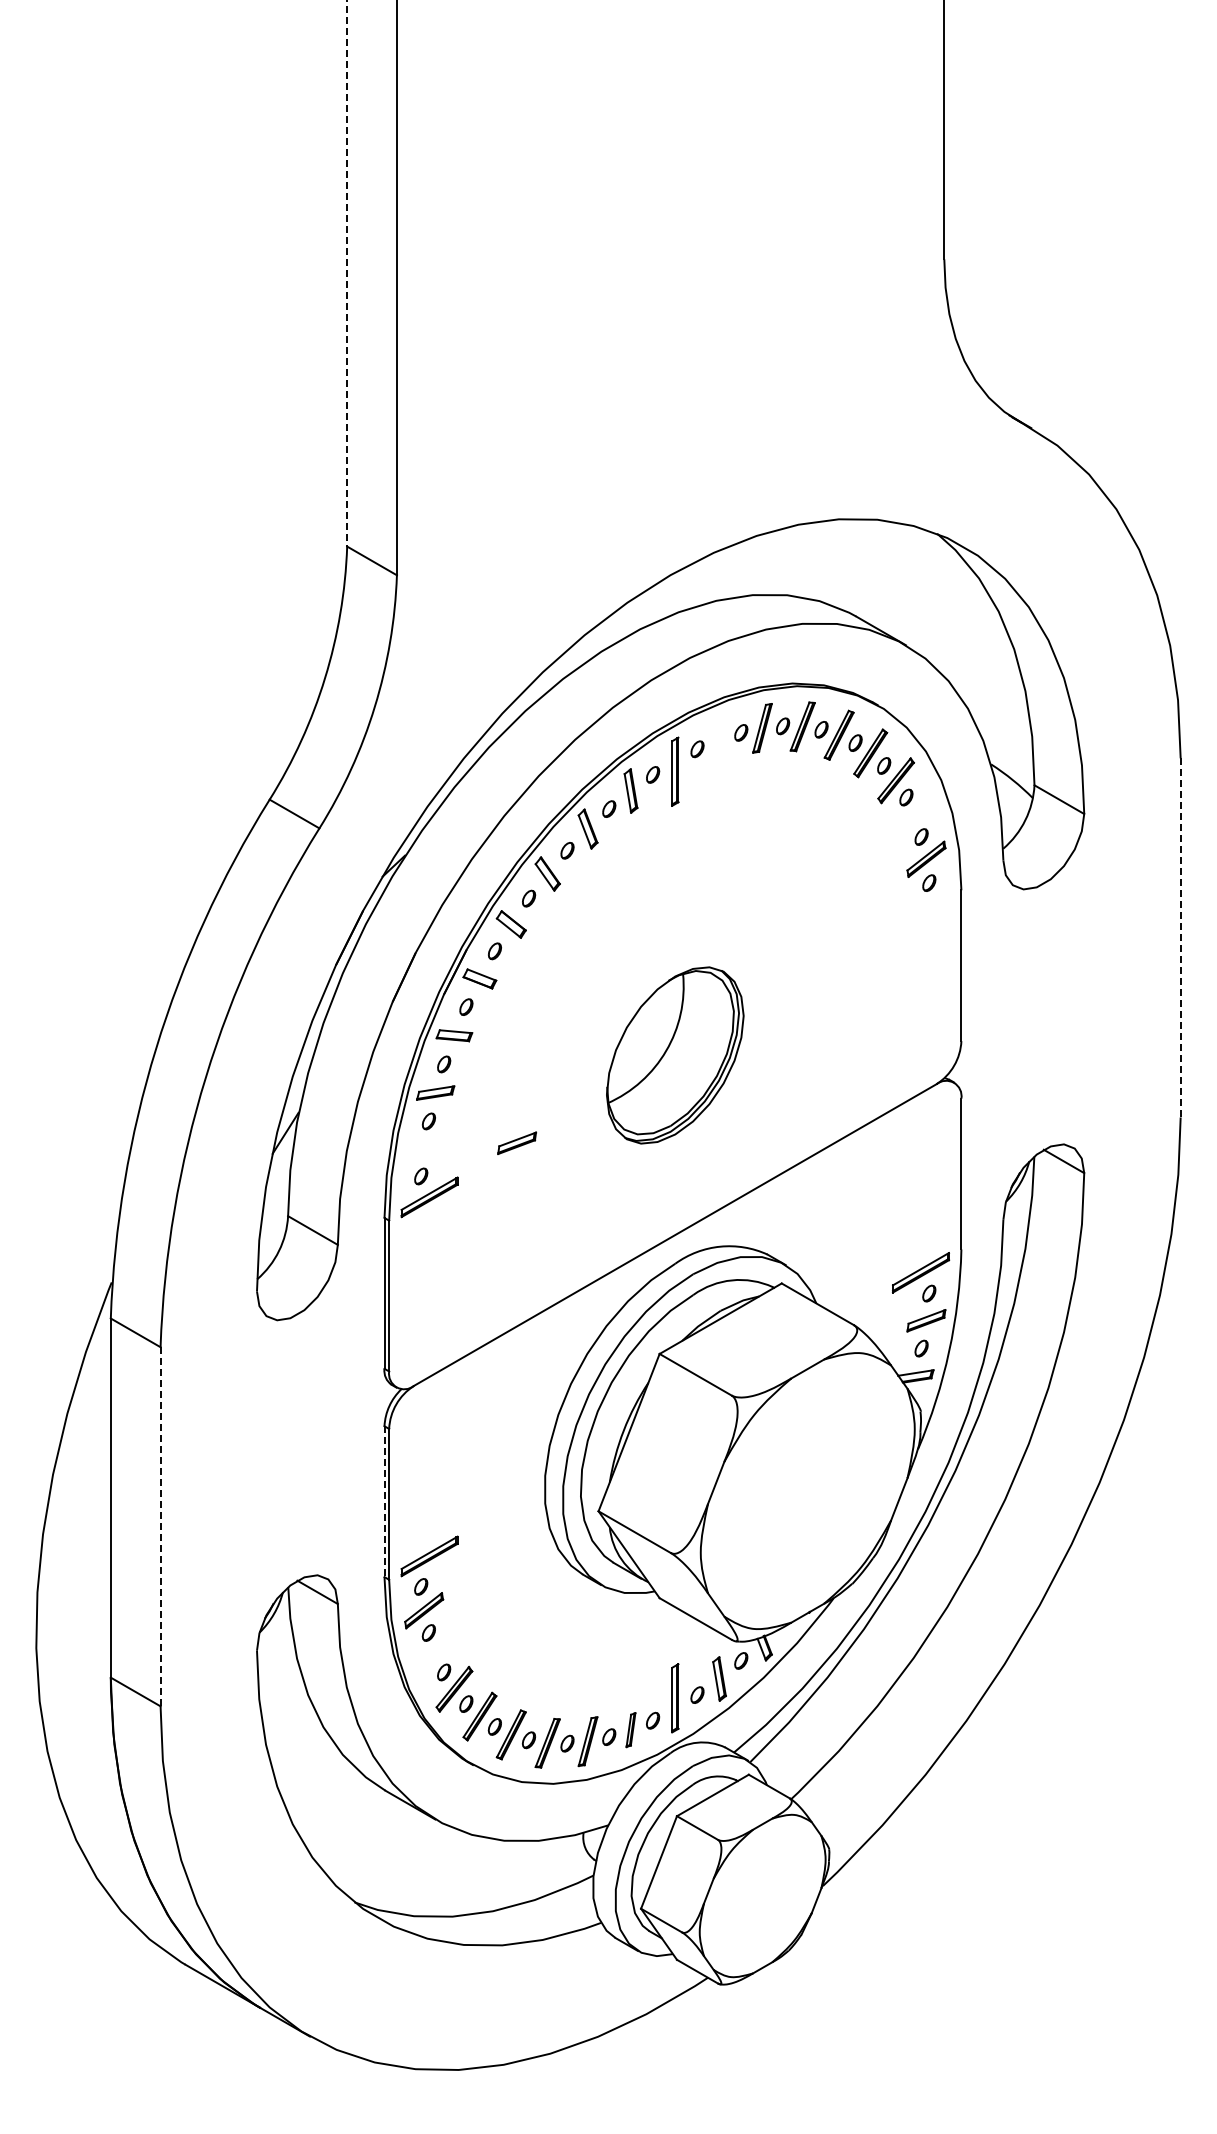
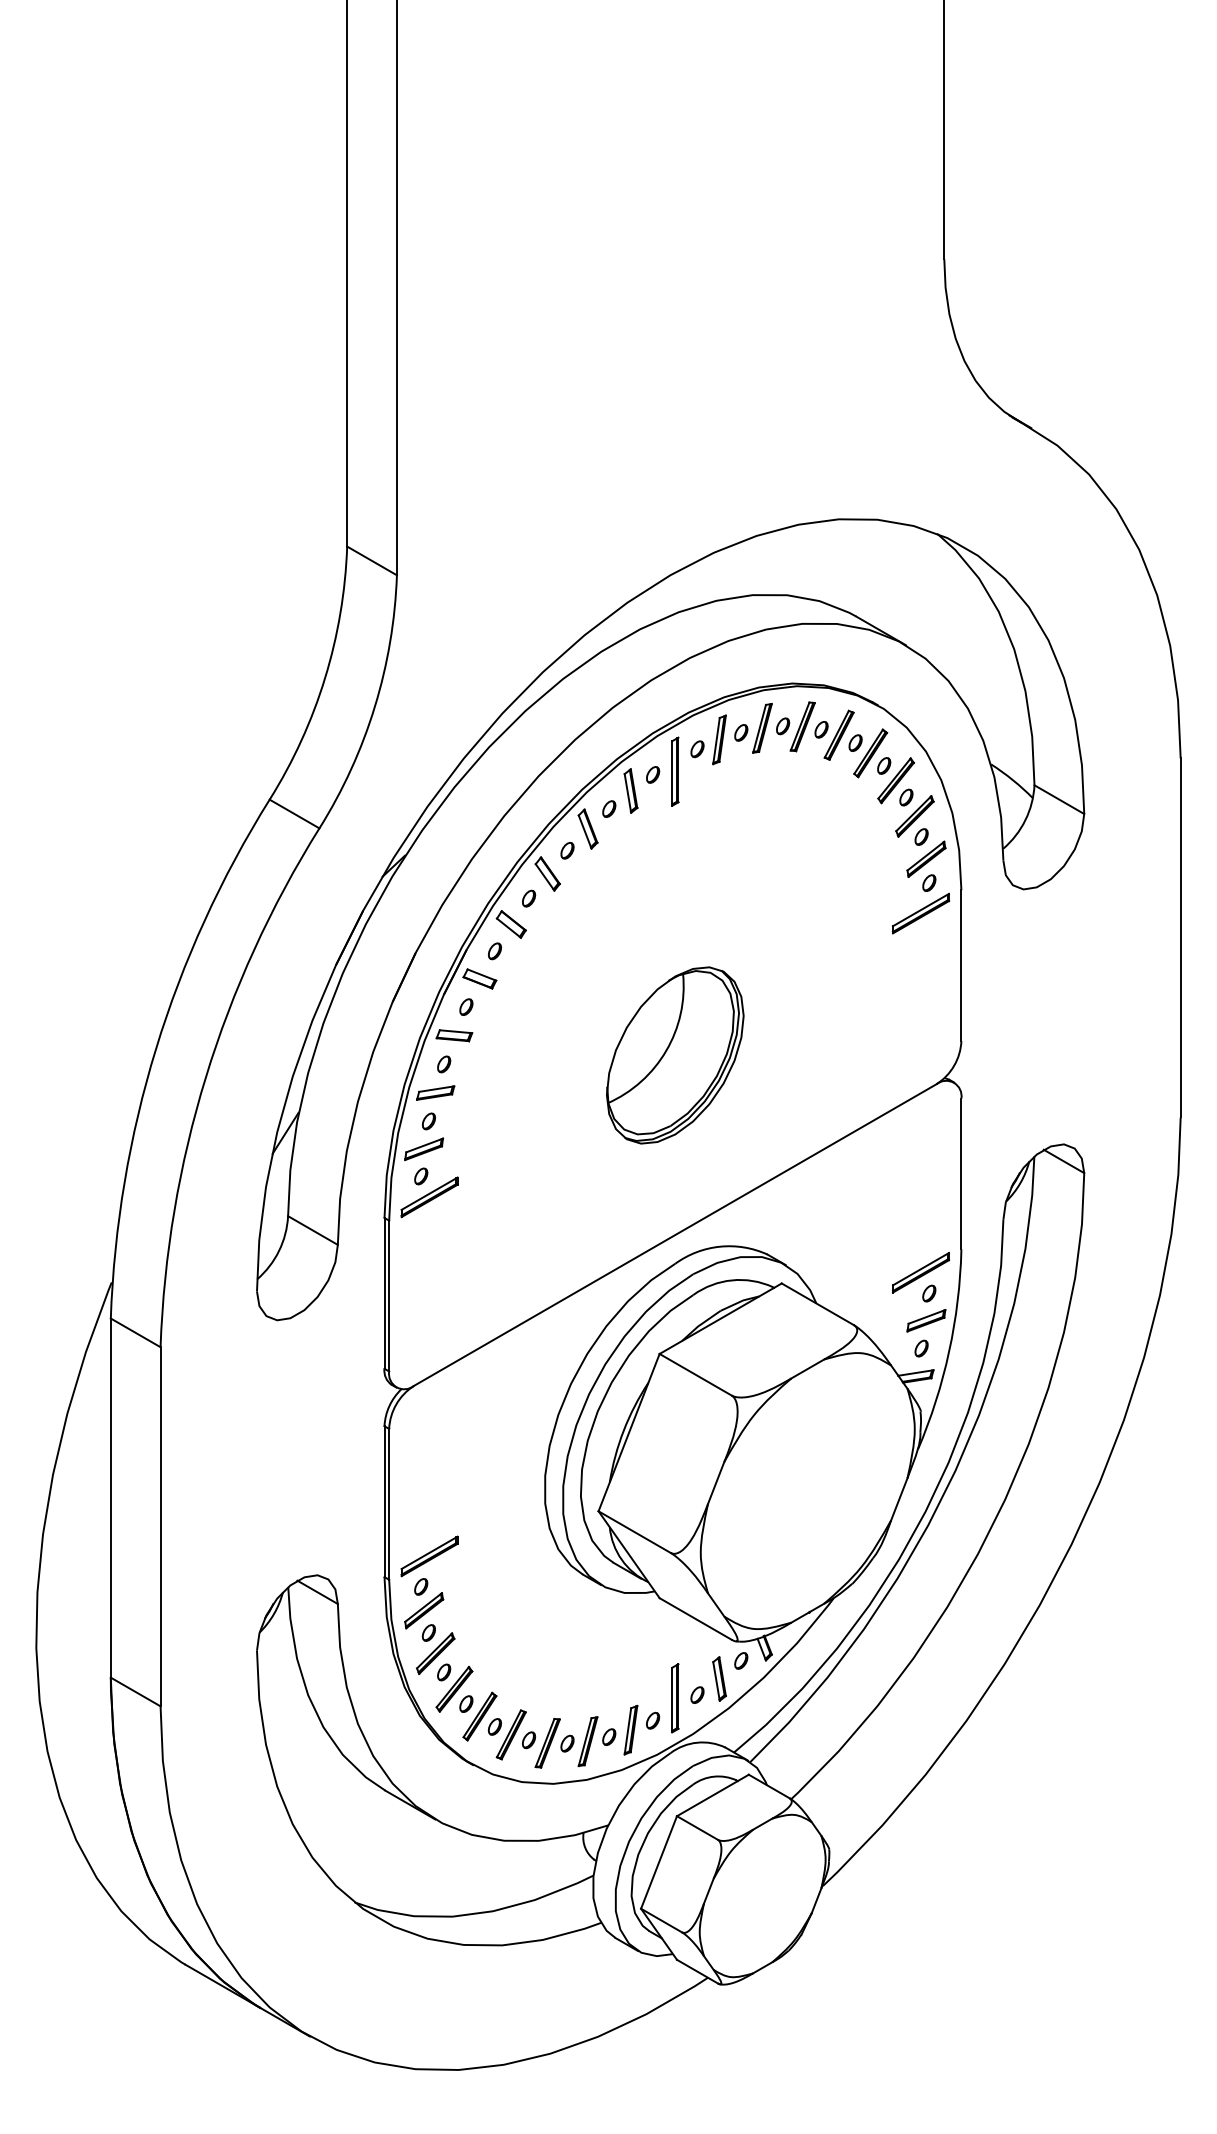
line: dashed -> solid (347, 273)
part: none -> present (719, 739)
part: none -> present (914, 816)
part: none -> present (920, 913)
line: dashed -> solid (1180, 937)
part position: (517, 1142) -> (424, 1148) (424, 1148)
line: dashed -> solid (384, 1502)
line: dashed -> solid (160, 1526)
part: none -> present (435, 1653)
part size: 12x37 px -> 16x52 px (630, 1729)
